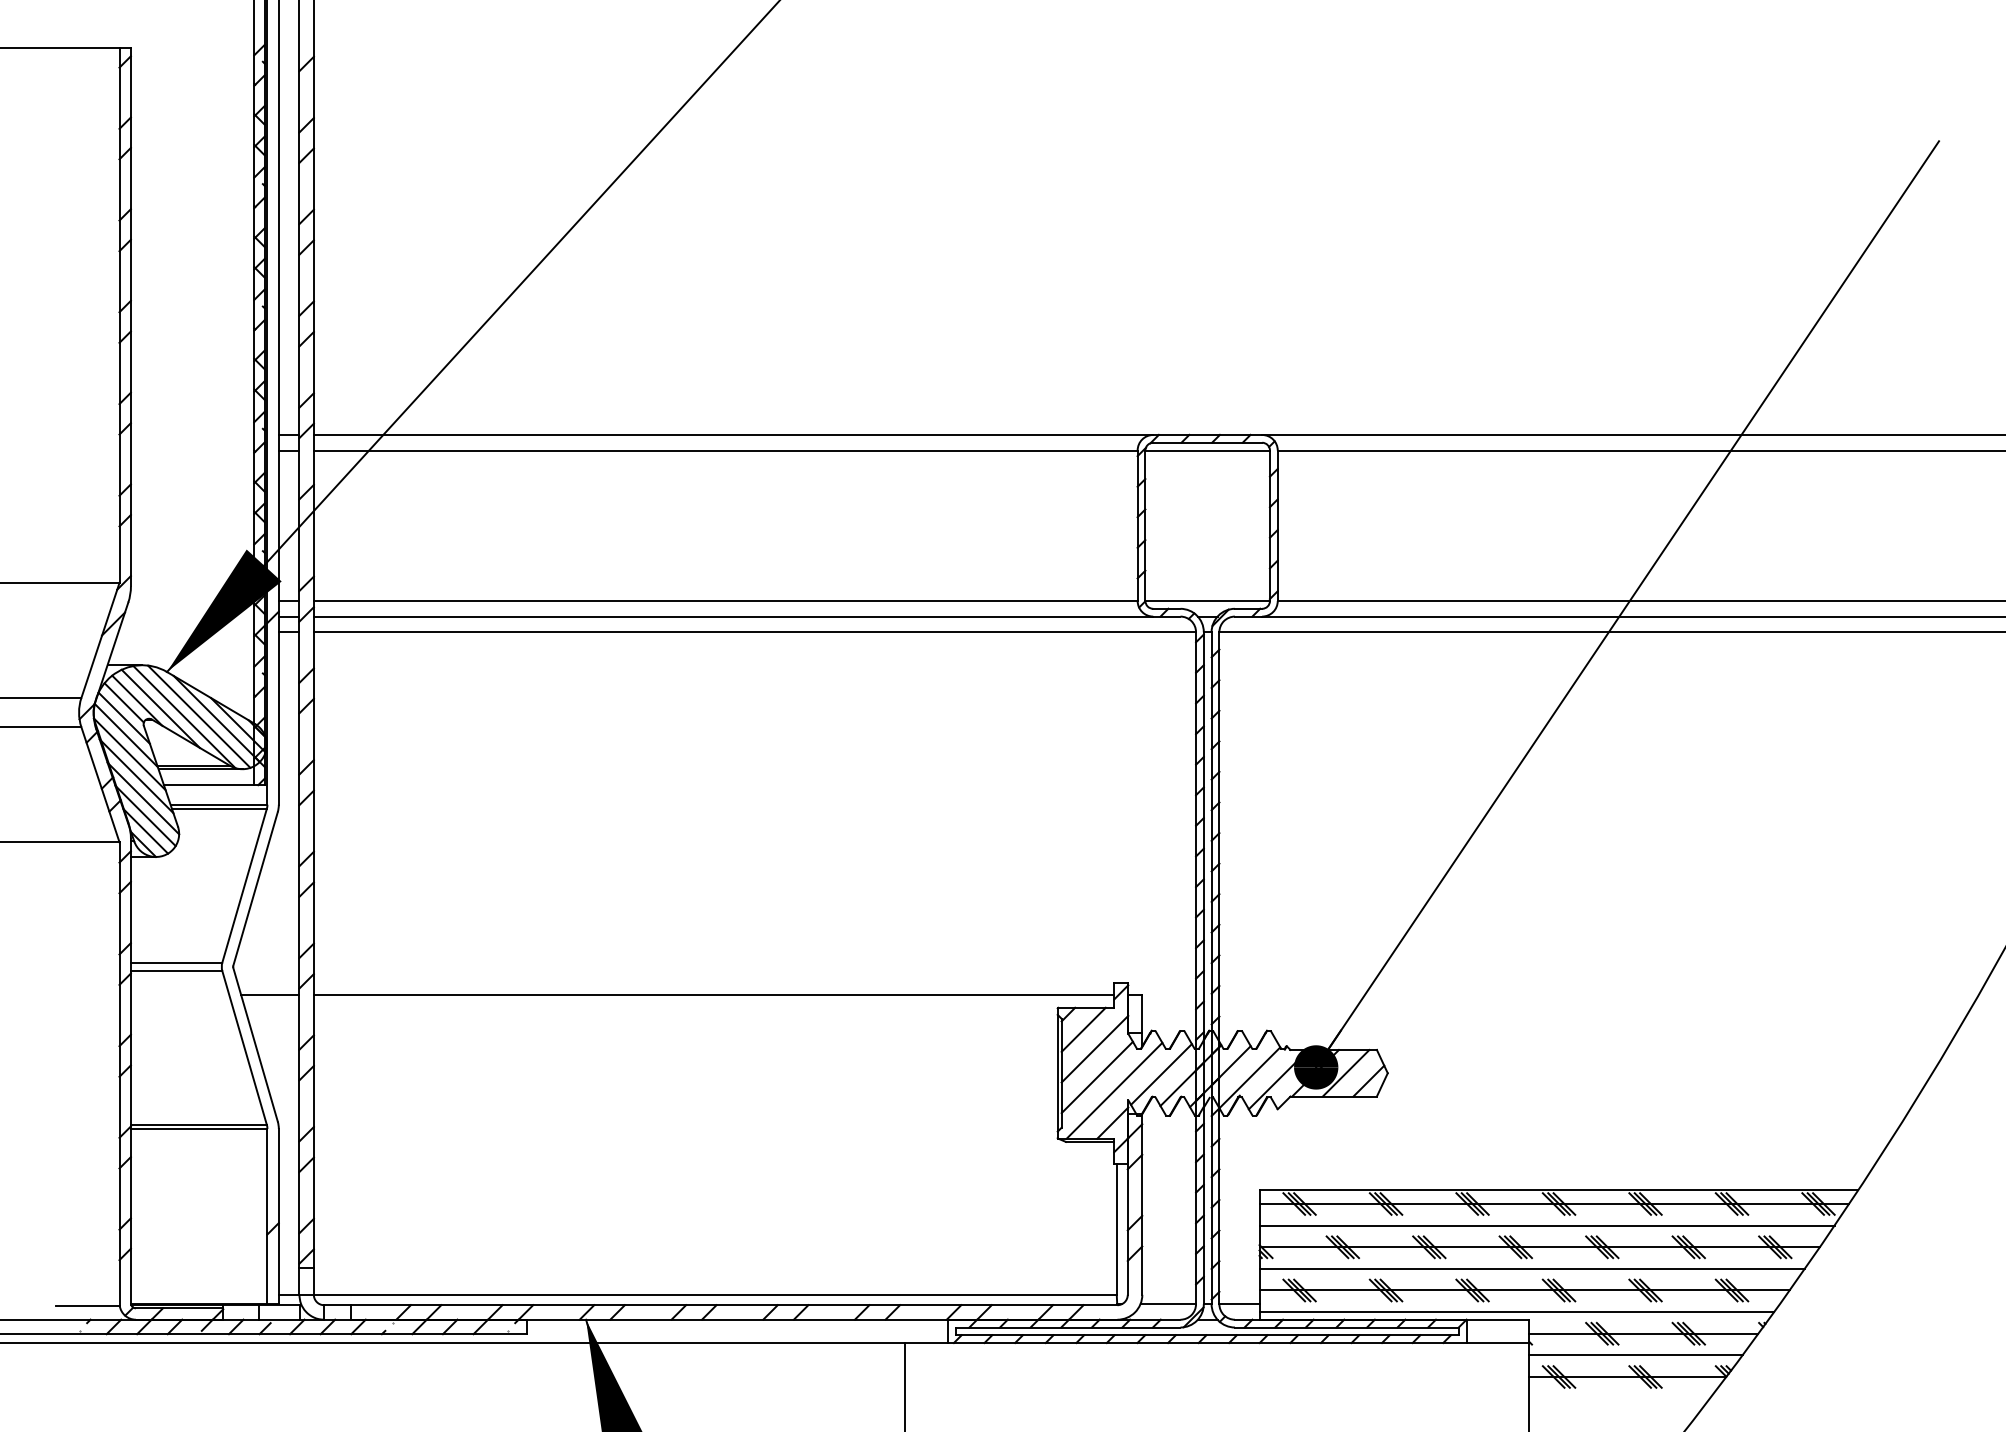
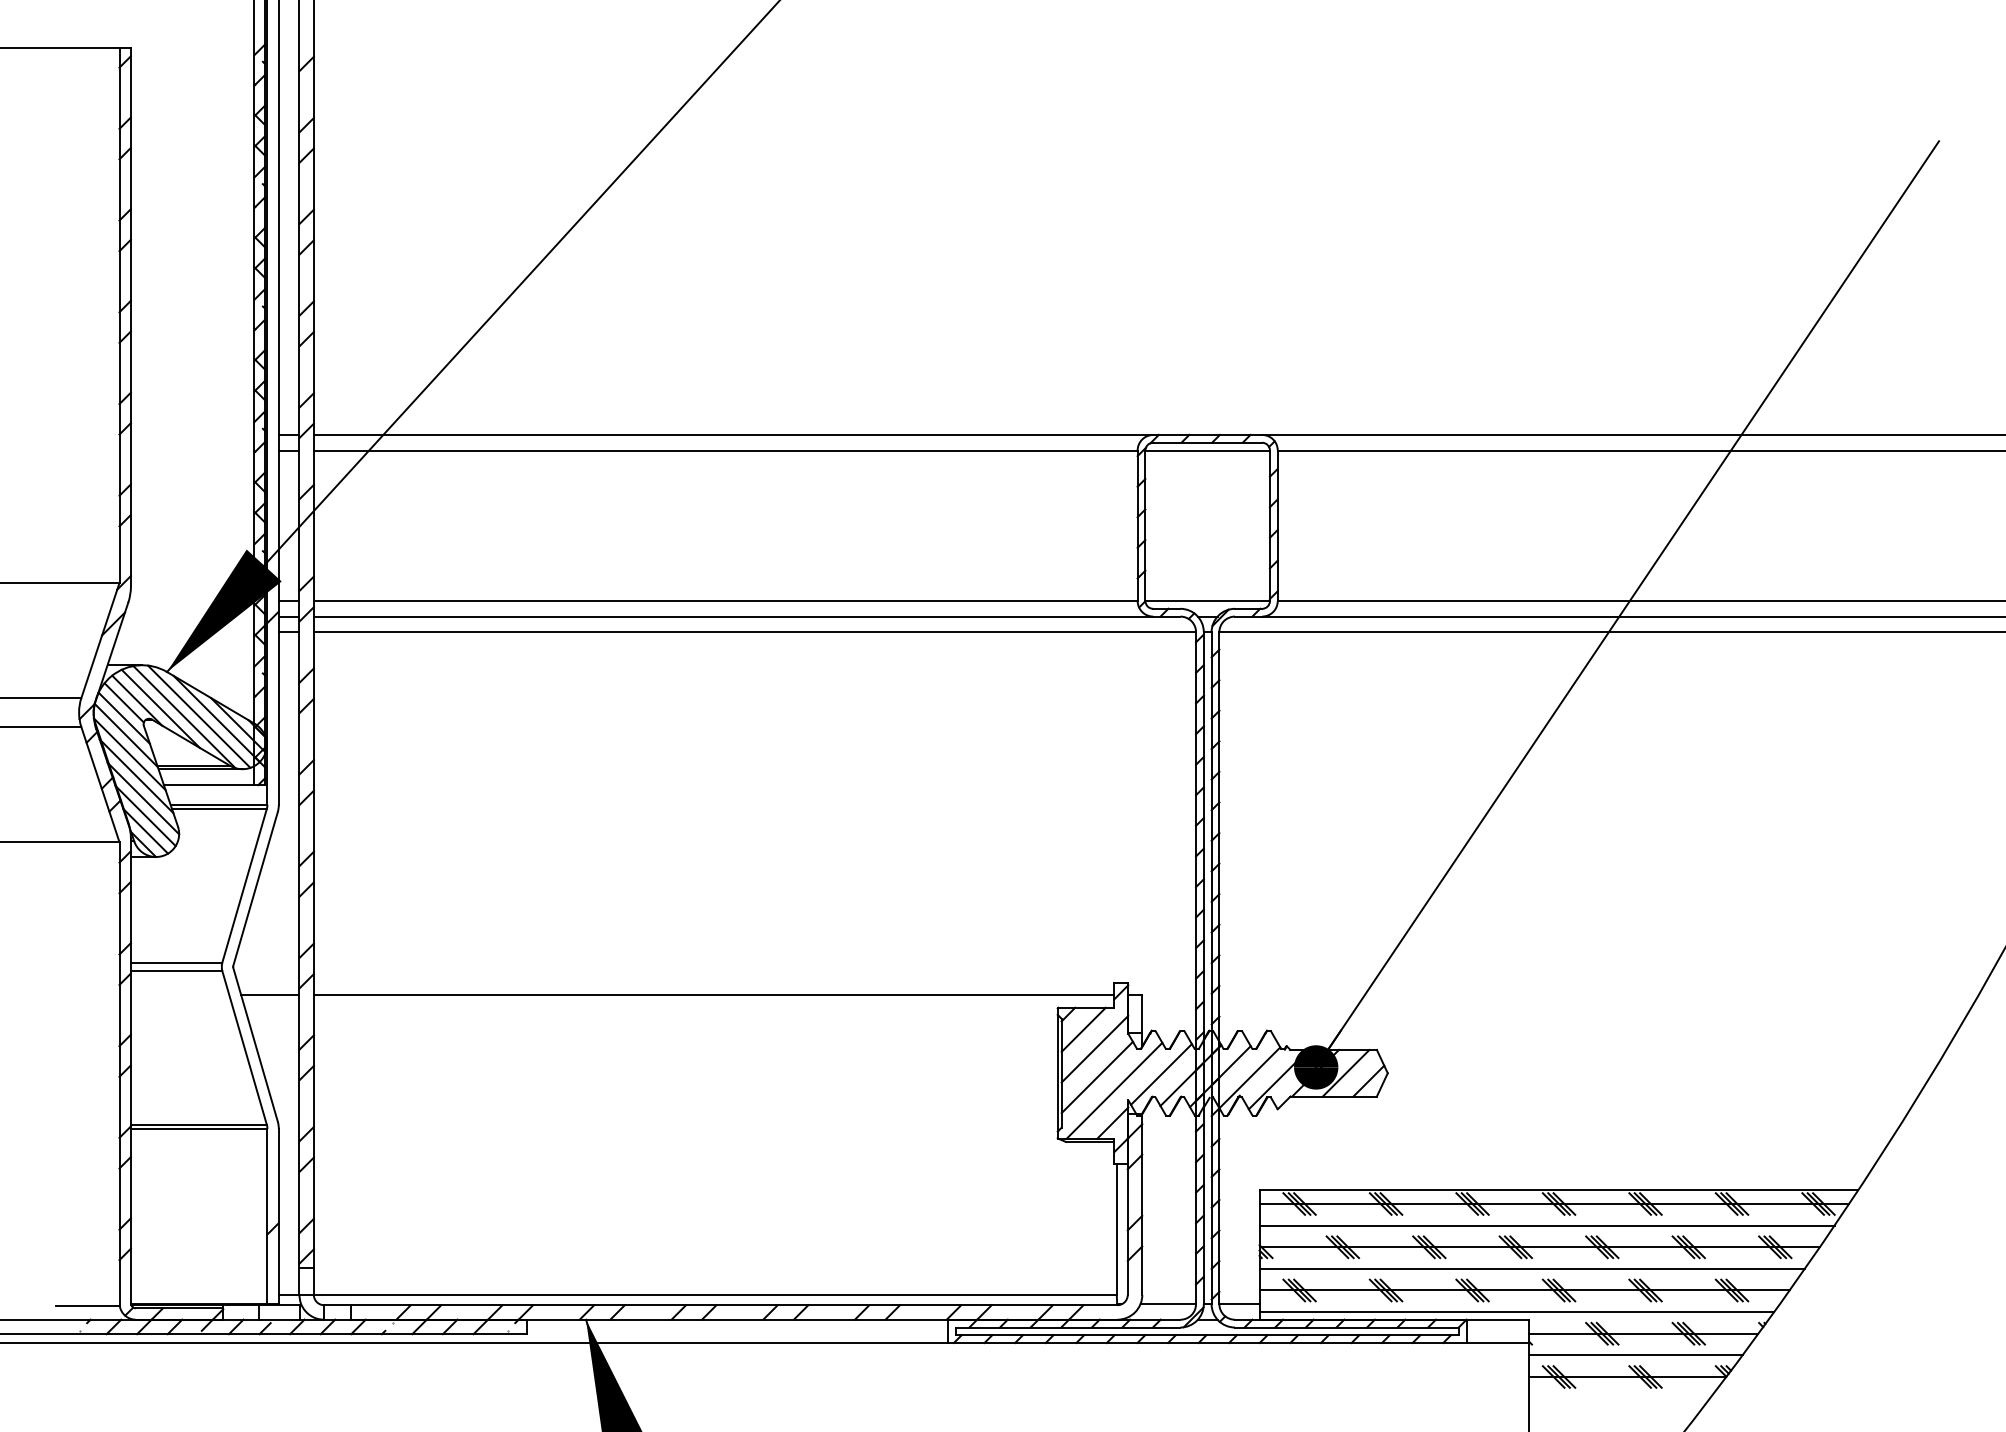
line: present -> none (905, 1385)
